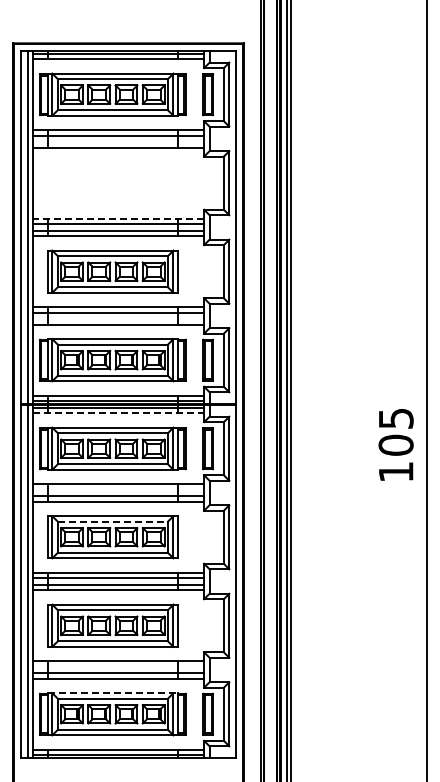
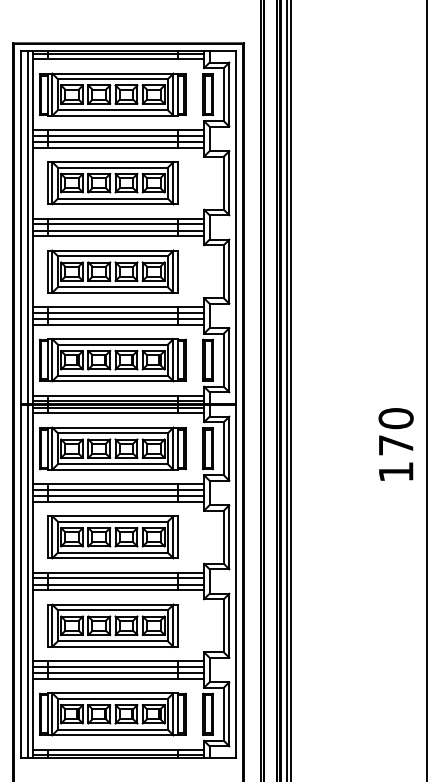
line: none -> present (118, 142)
part: none -> present (112, 183)
line: dashed -> solid (118, 218)
line: none -> present (118, 319)
line: dashed -> solid (119, 413)
text: 105 -> 170 (395, 431)
line: none -> present (118, 489)
line: dashed -> solid (113, 521)
line: none -> present (118, 666)
line: dashed -> solid (112, 693)
